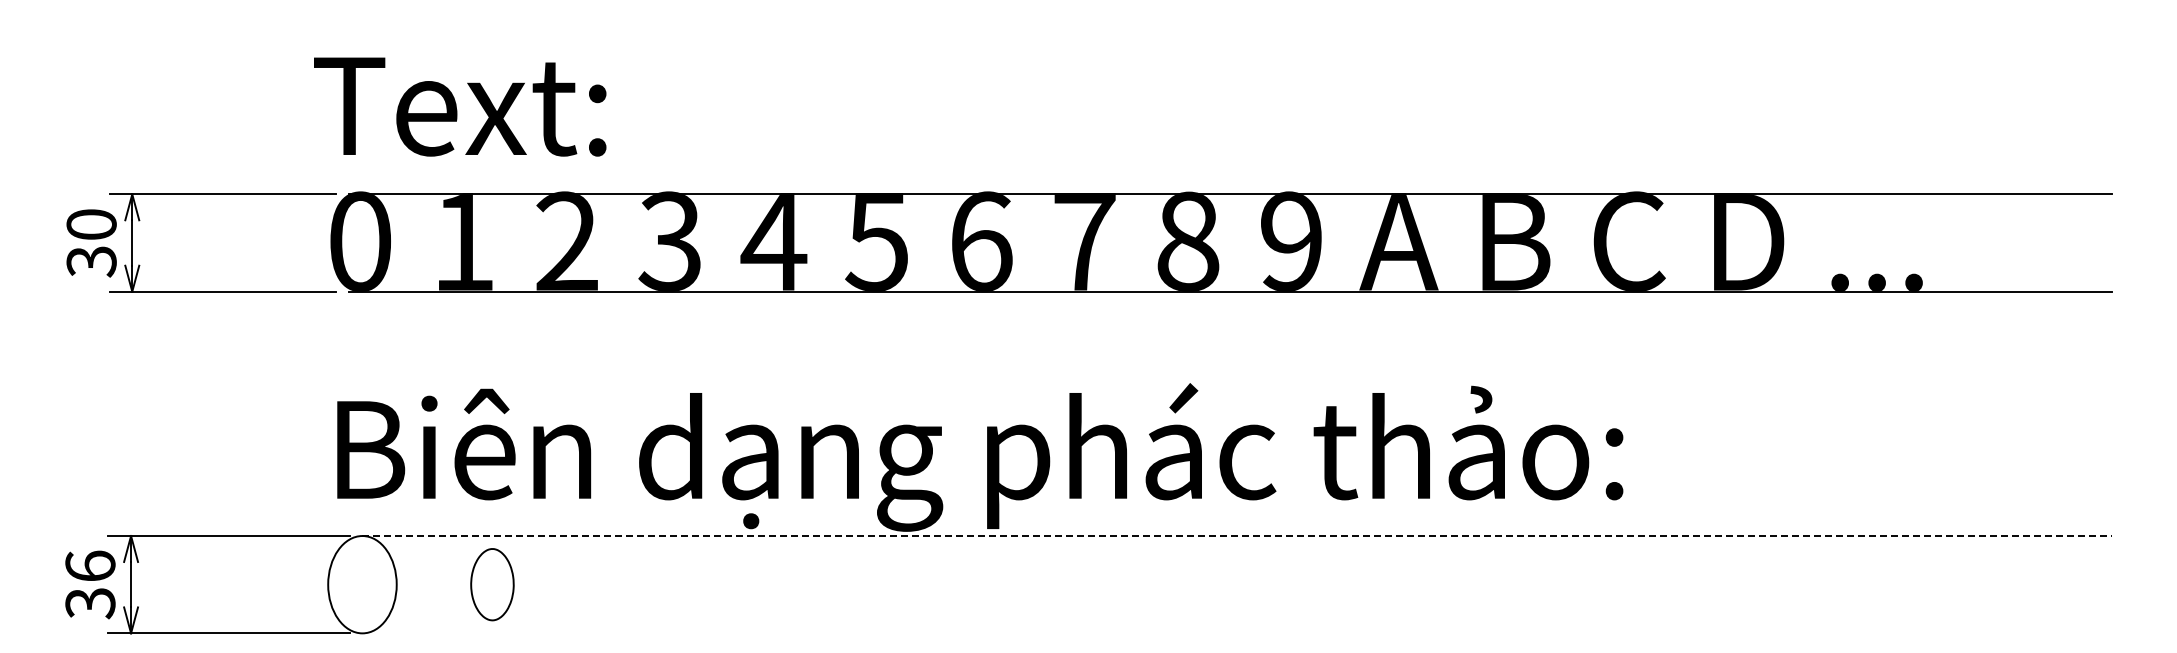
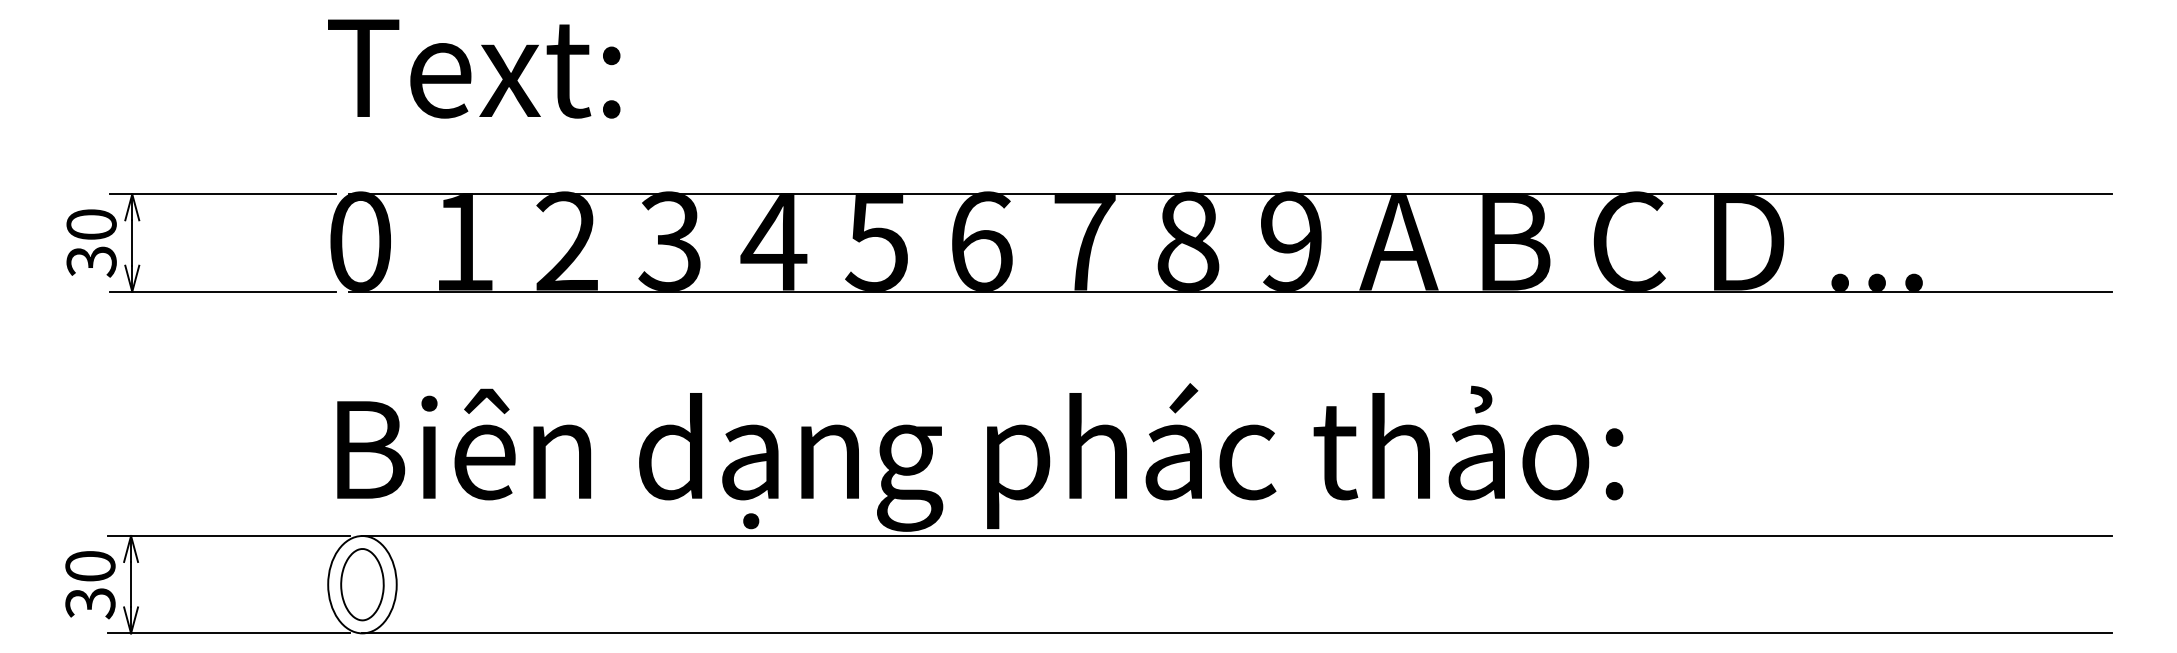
text position: (460, 106) -> (474, 68) (474, 68)
line: dashed -> solid (1237, 536)
text: 36 -> 30 (90, 565)
part position: (492, 584) -> (362, 584) (362, 584)
line: none -> present (1236, 633)
